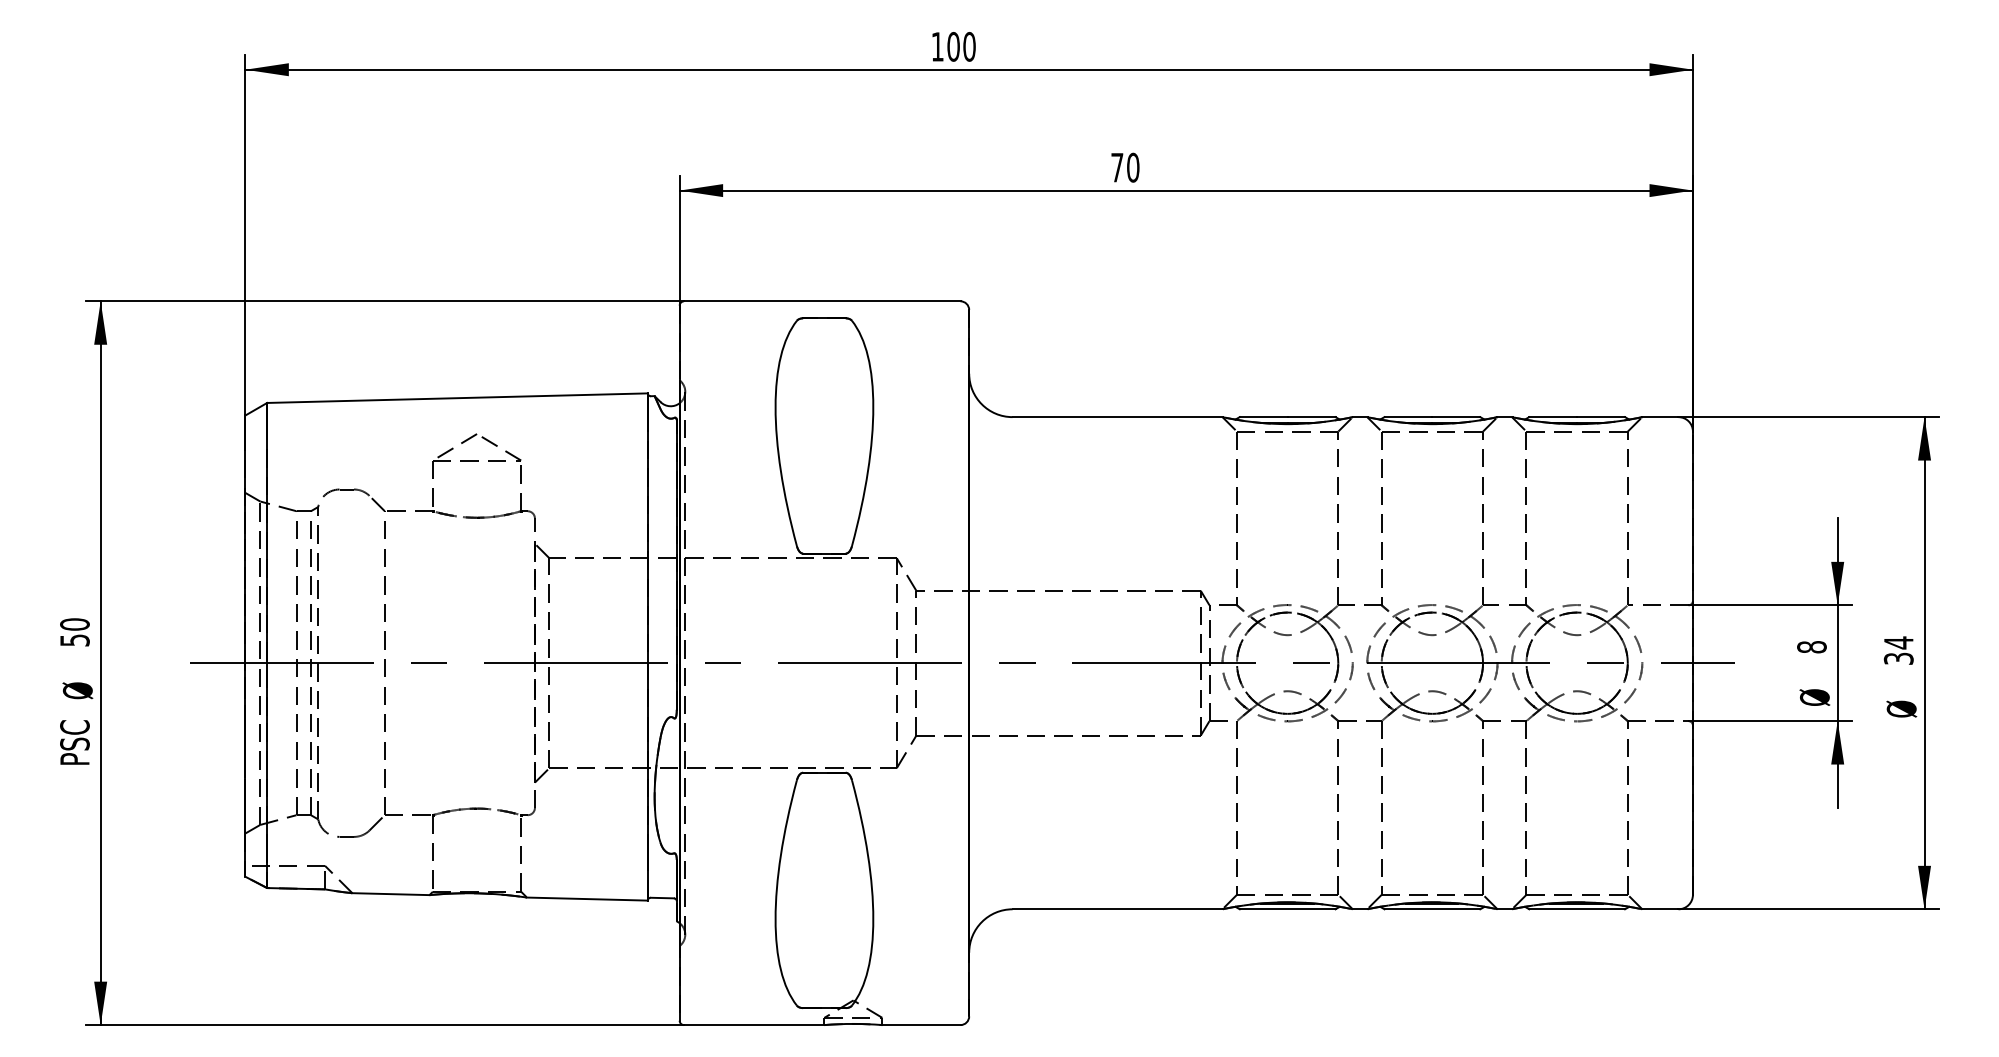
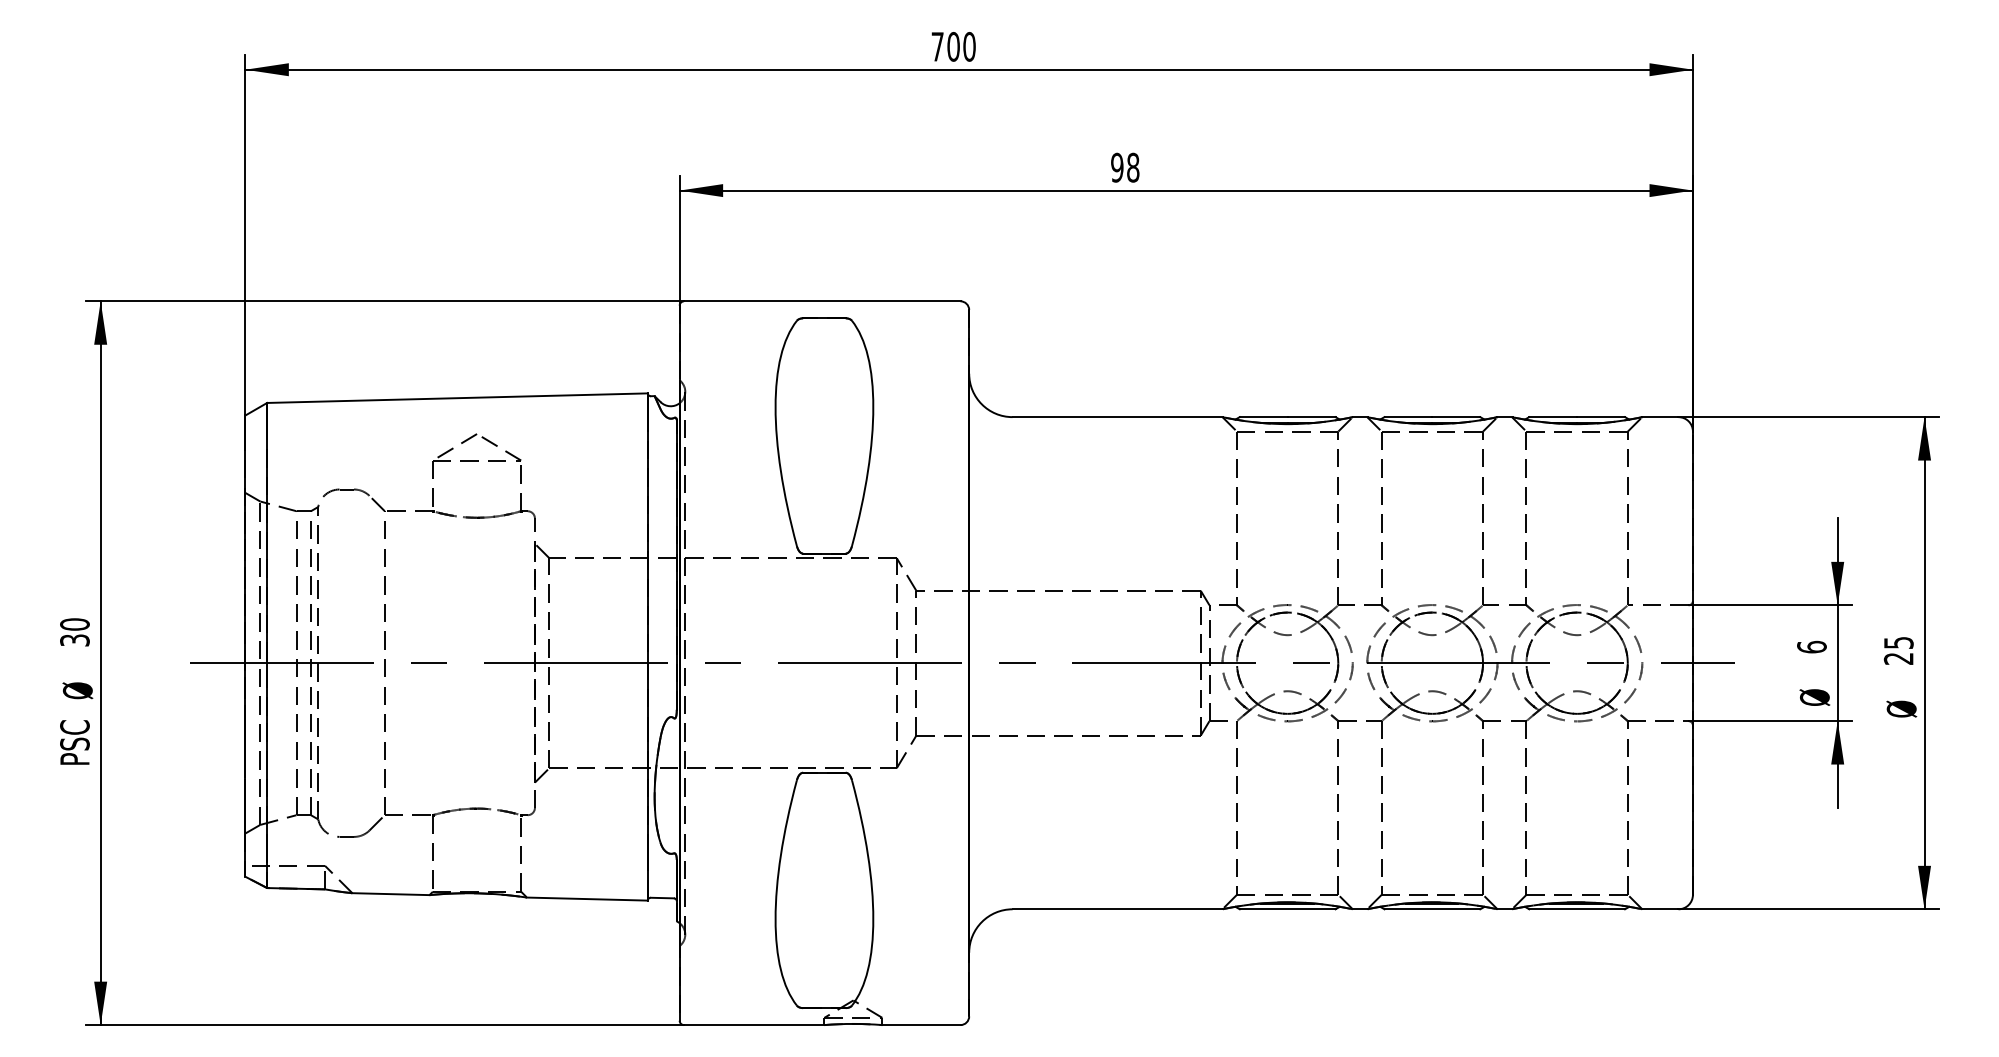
text: 100 -> 700 (937, 46)
text: 70 -> 98 (1125, 167)
text: 50 -> 30 (74, 639)
text: 8 -> 6 (1811, 646)
text: 34 -> 25 (1898, 650)
